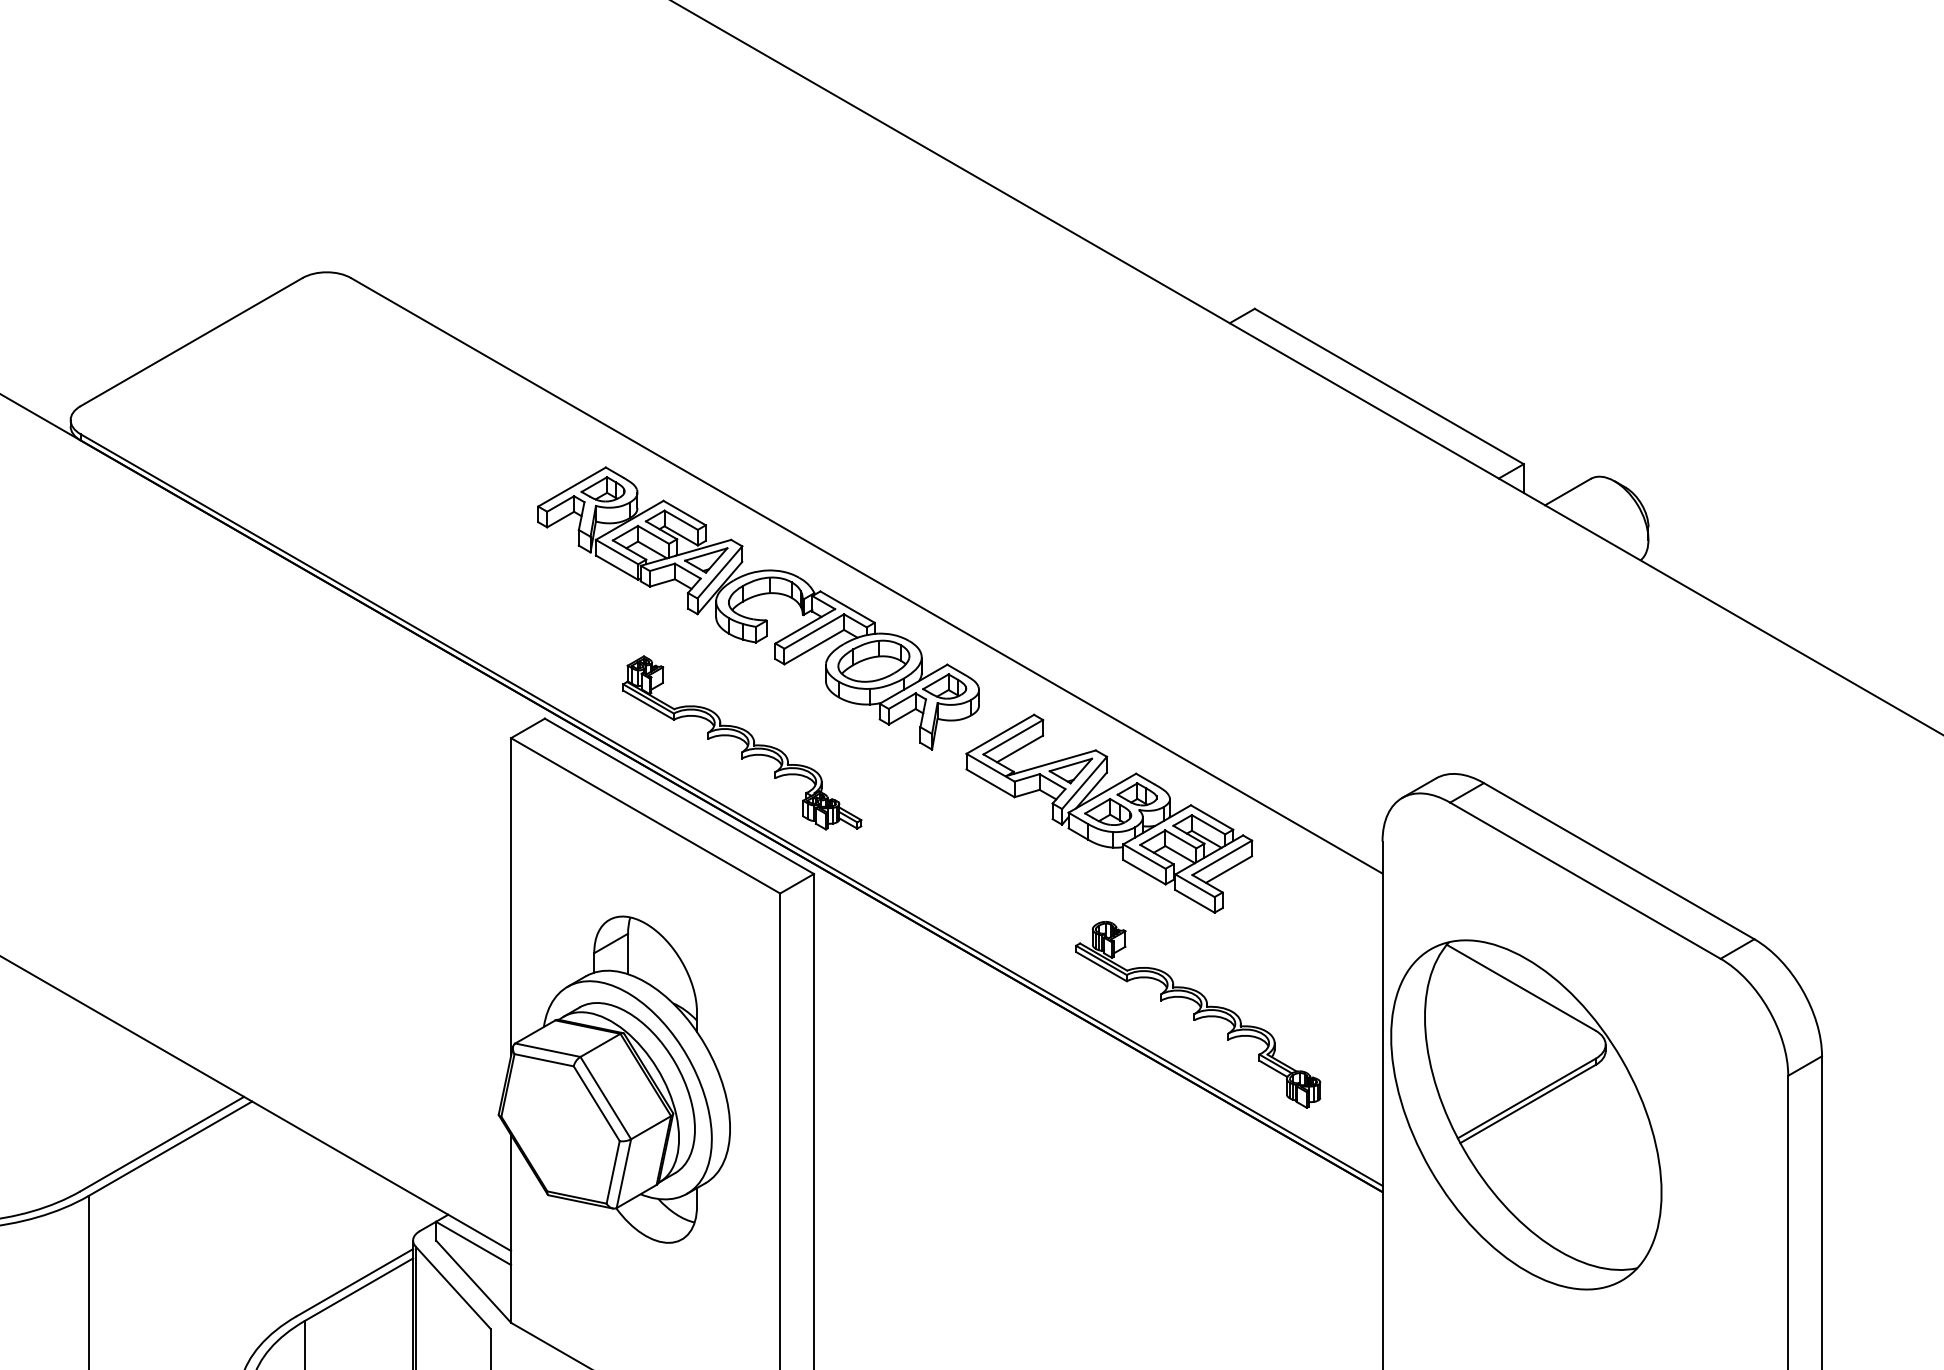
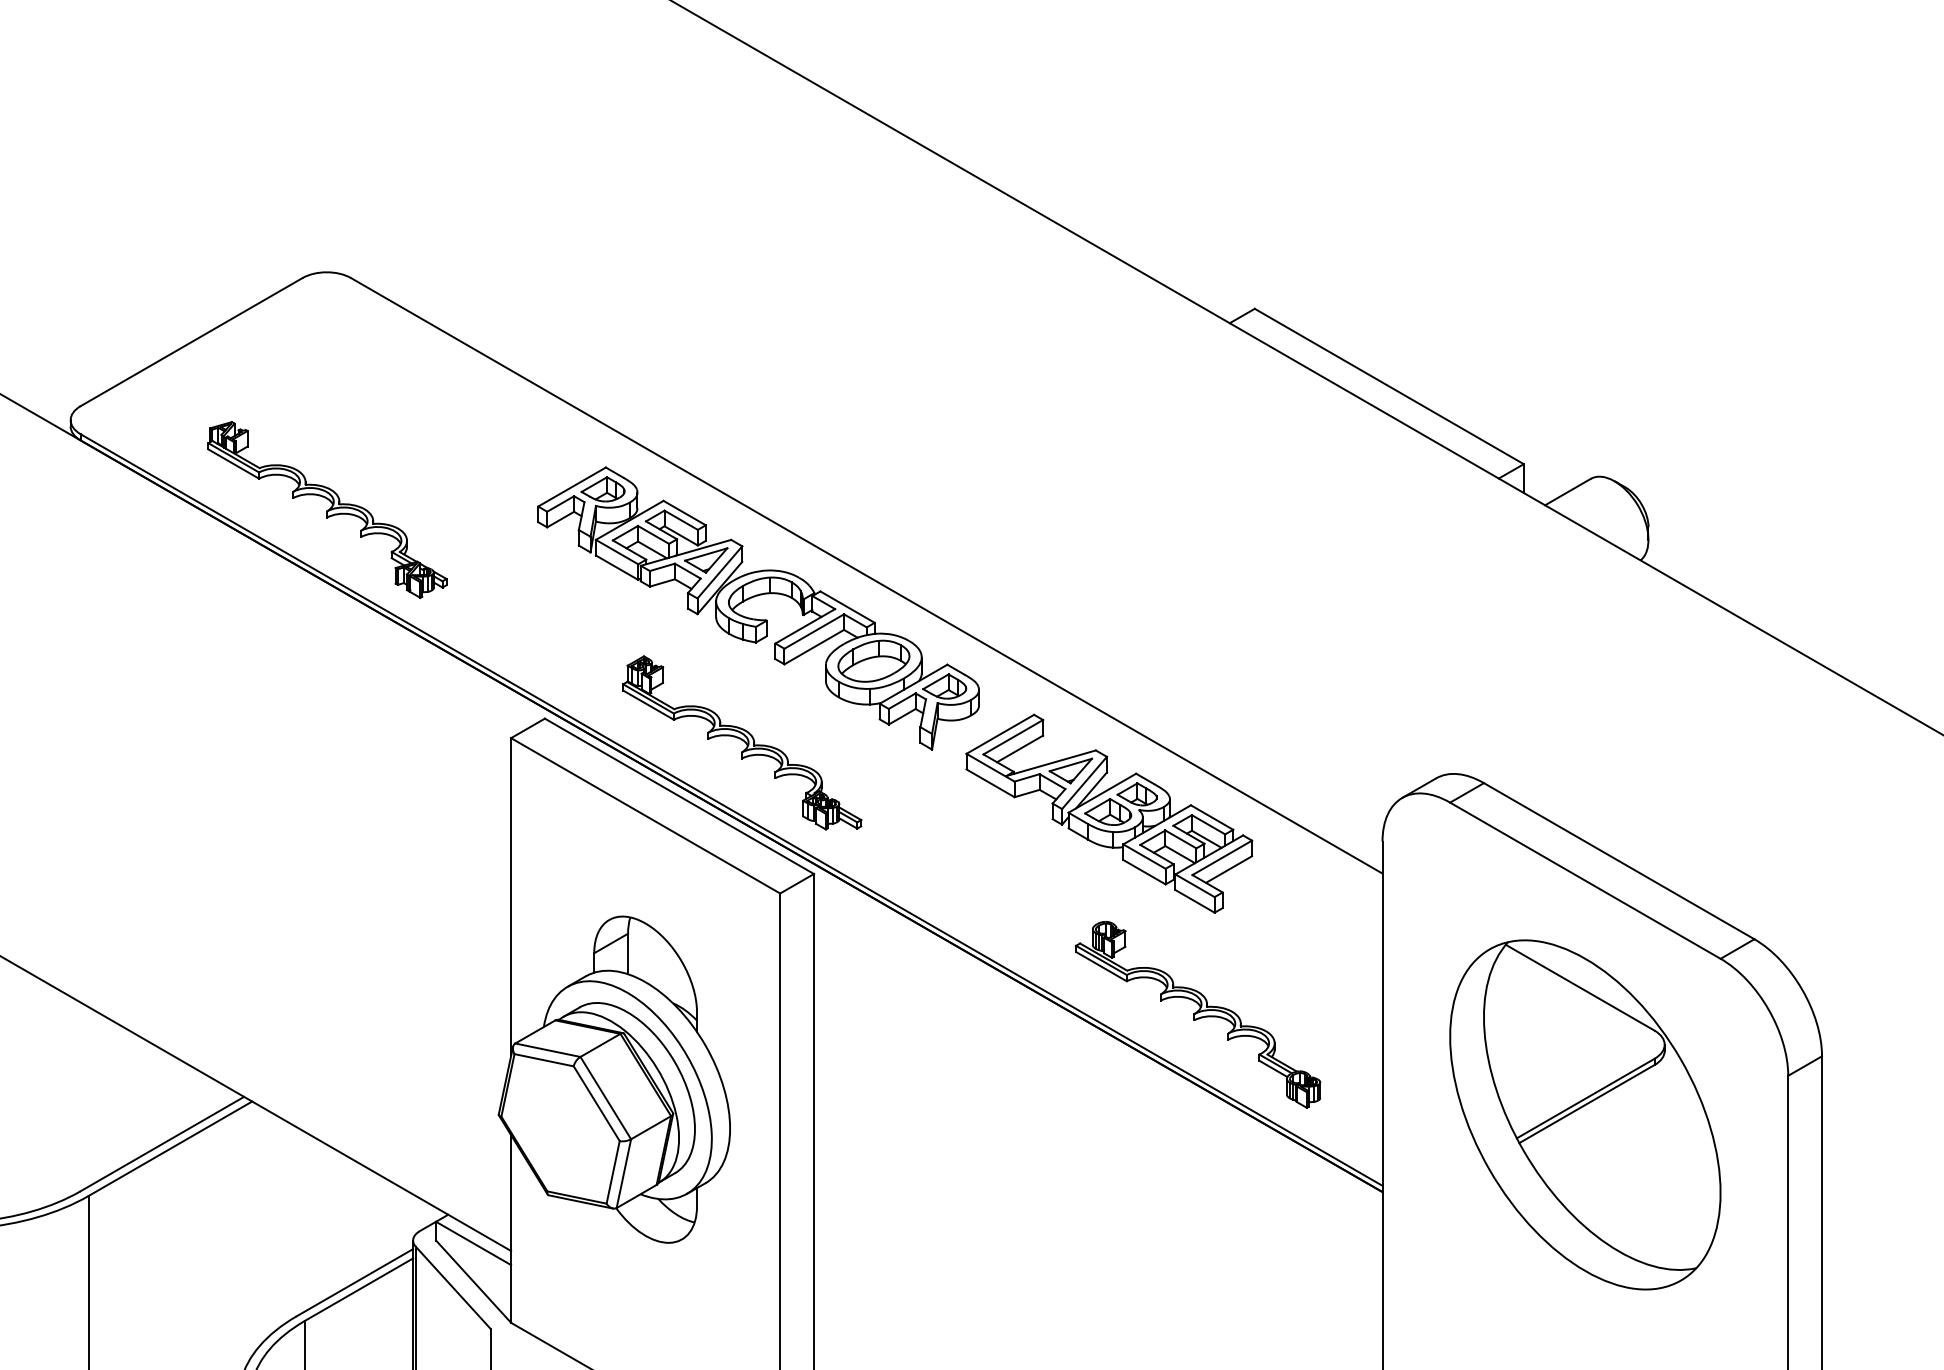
part: none -> present (327, 509)
part position: (1526, 1114) -> (1585, 1114) (1585, 1114)
